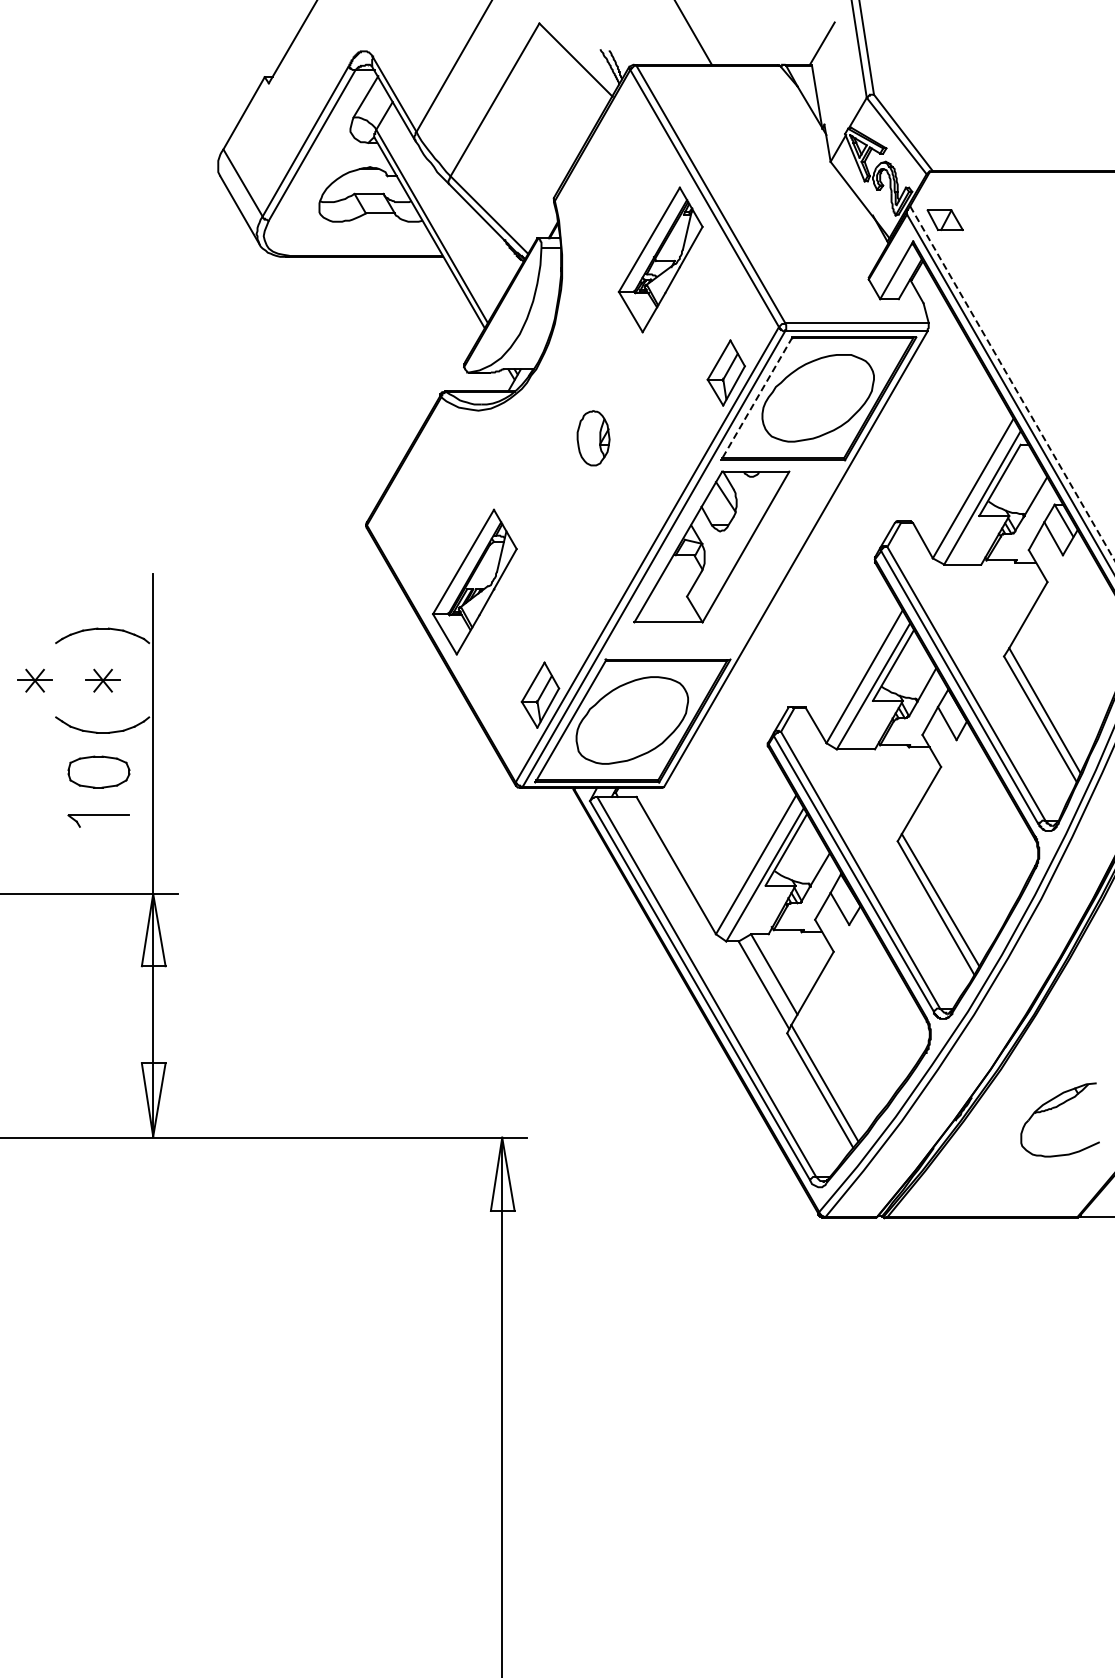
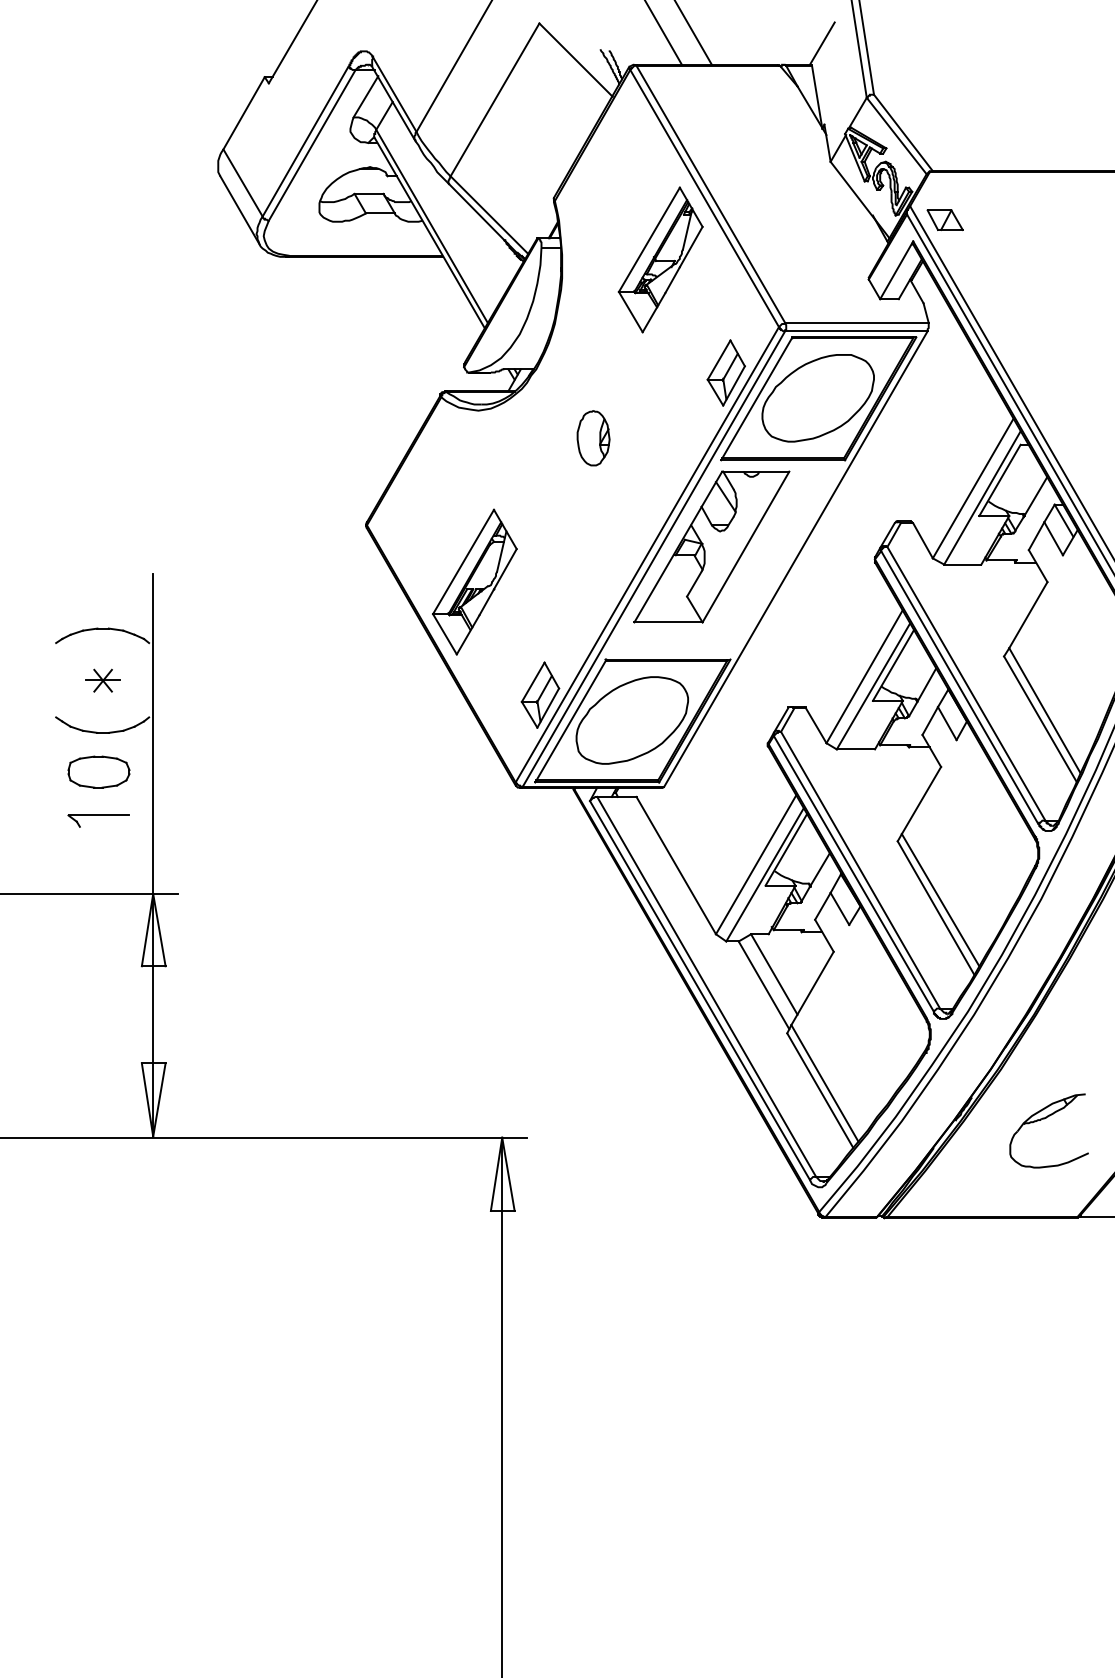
line: none -> present (663, 33)
line: dashed -> solid (1012, 383)
line: dashed -> solid (756, 399)
part: present -> none (34, 680)
part position: (1055, 1108) -> (1044, 1119) (1044, 1119)
